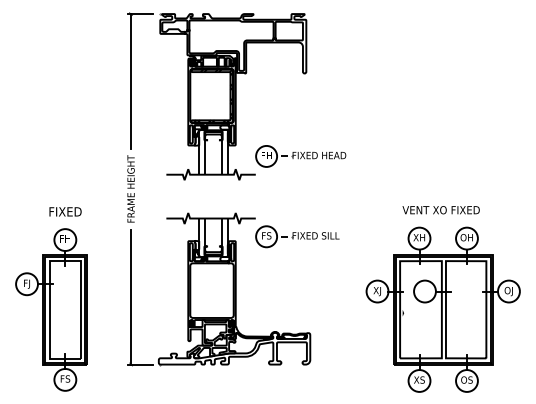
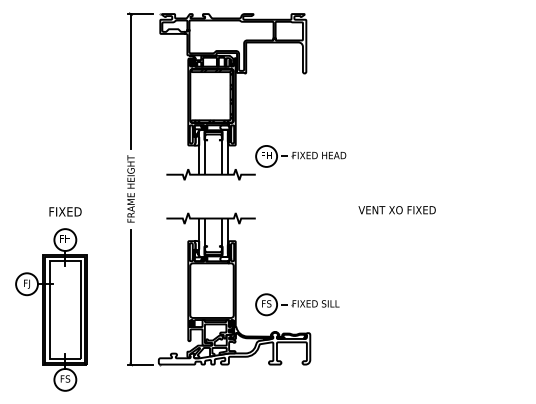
text position: (440, 210) -> (396, 210) (396, 210)
part position: (297, 236) -> (297, 304) (297, 304)
part: present -> none (442, 309)
